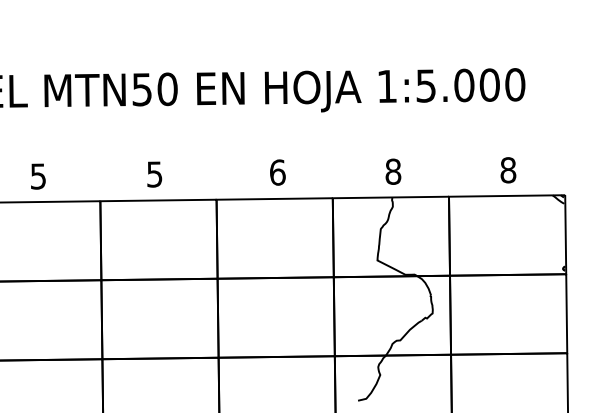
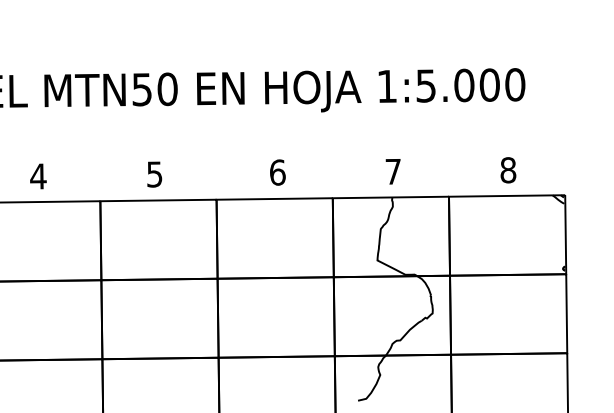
text: 8 -> 7 (393, 171)
text: 5 -> 4 (38, 176)
